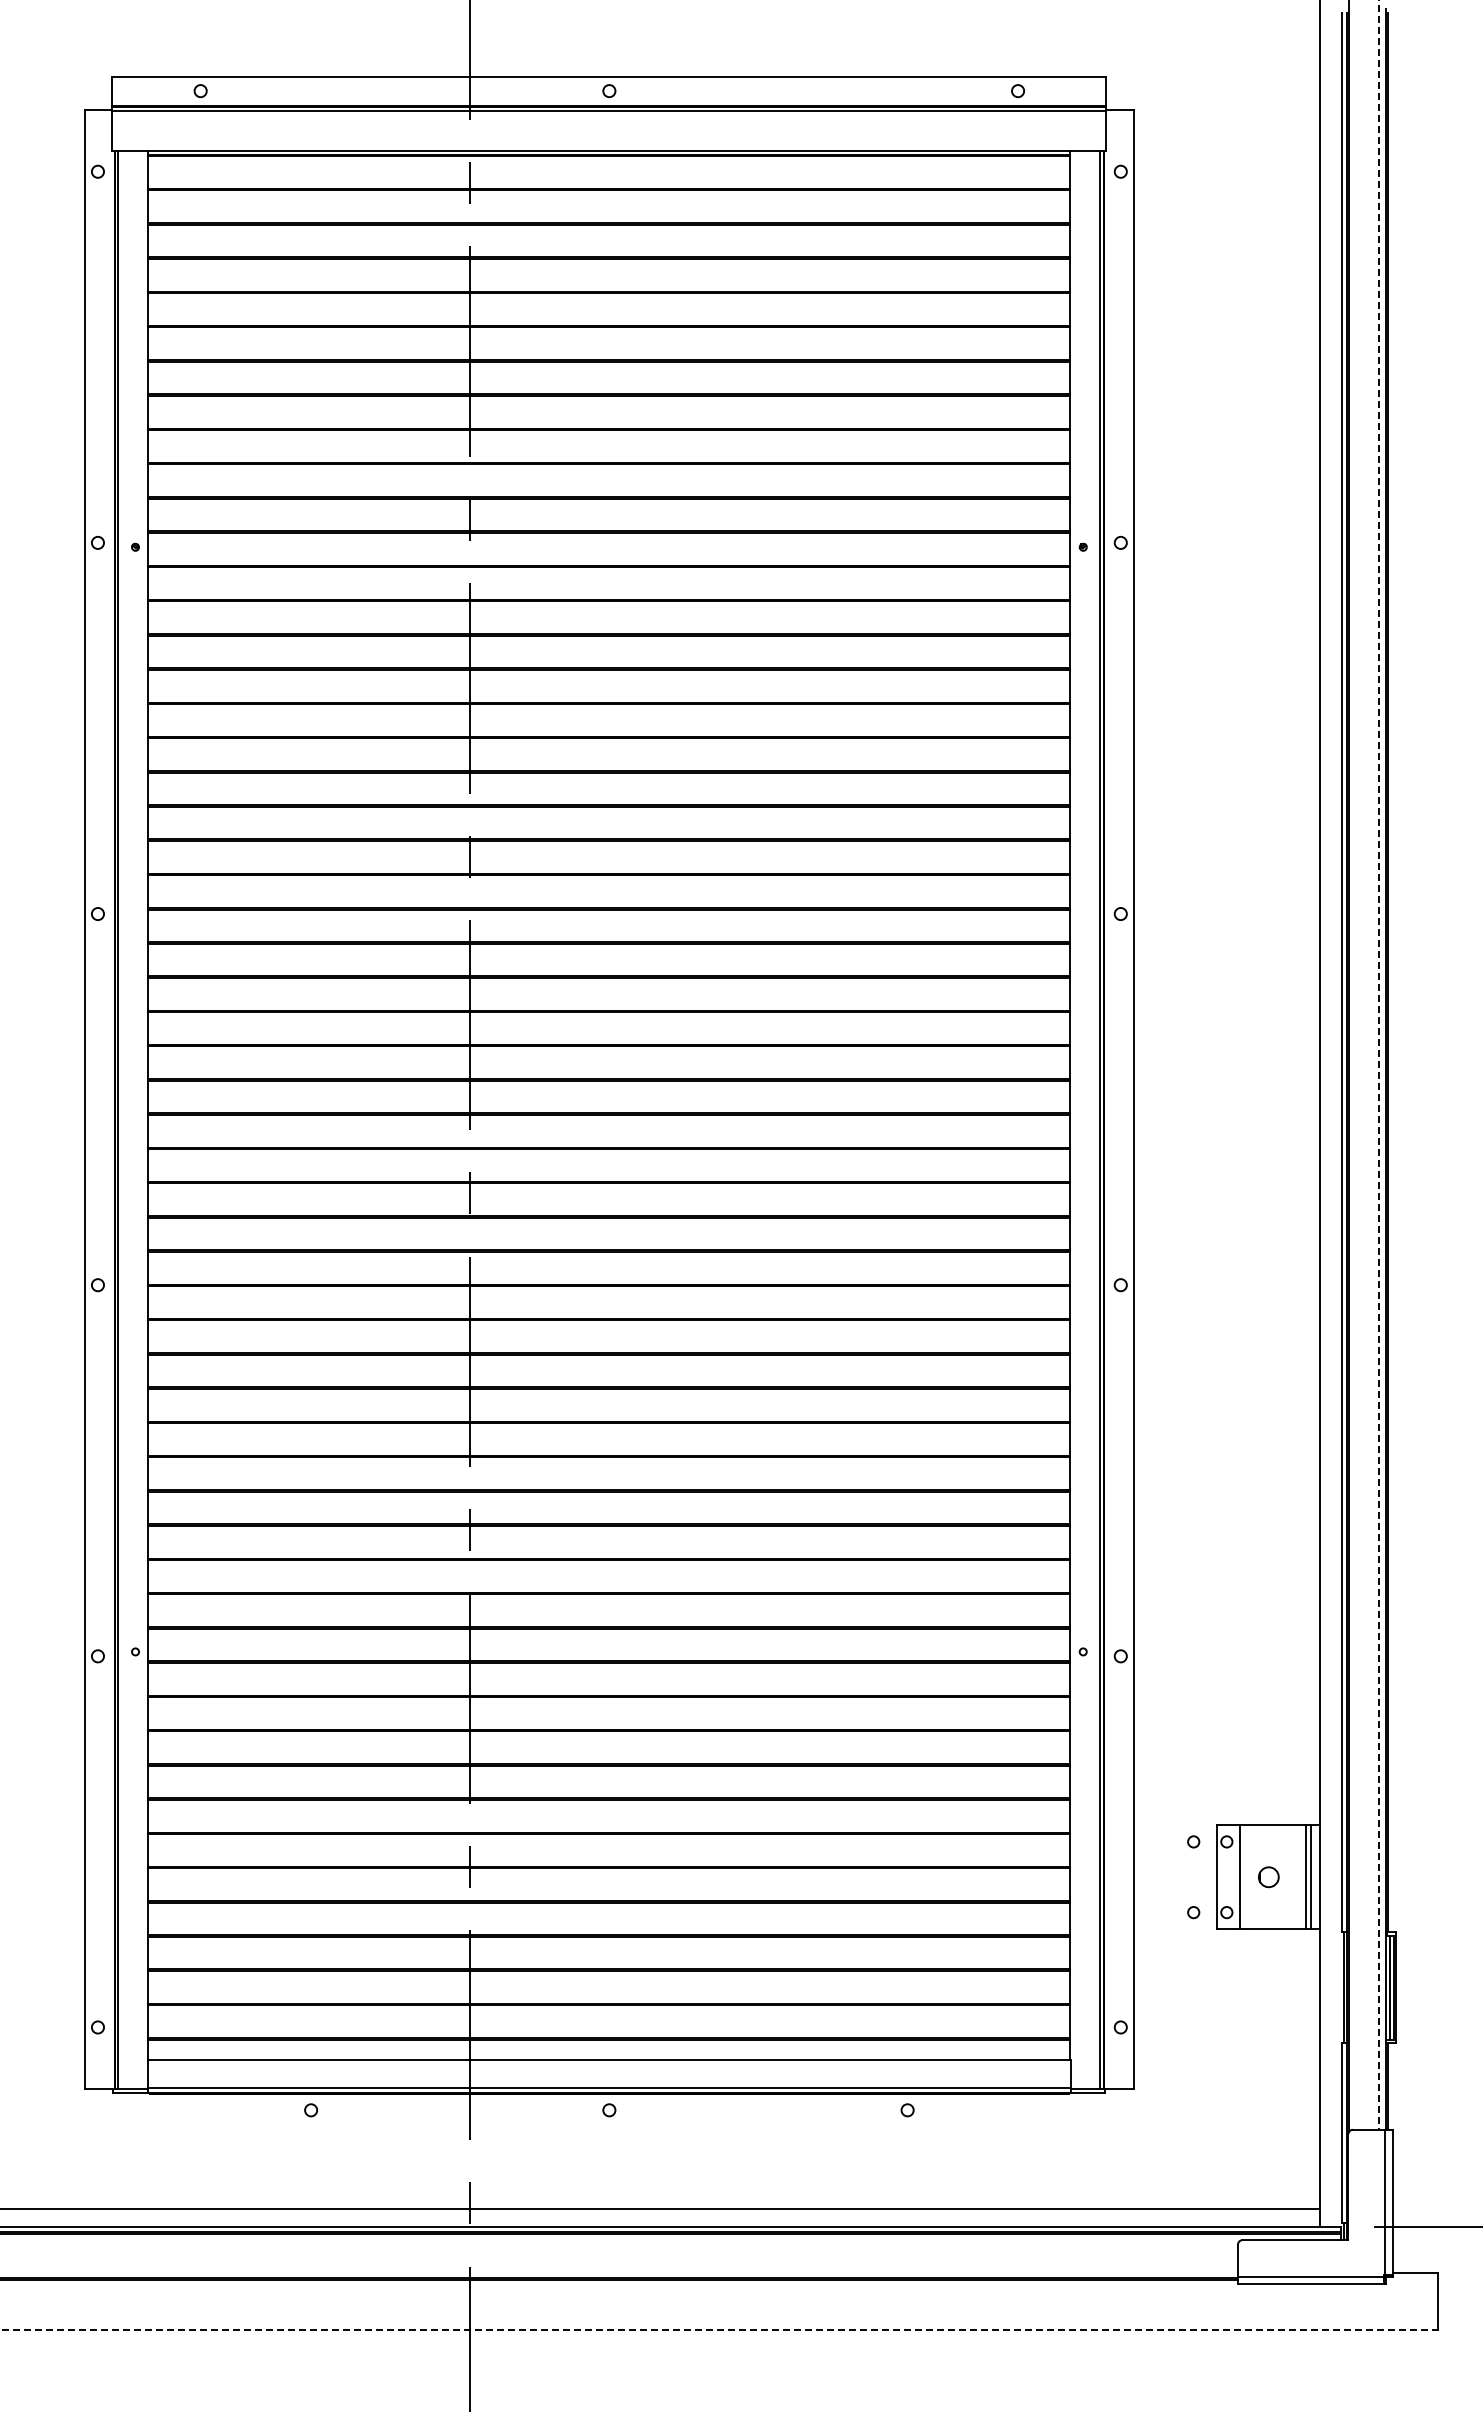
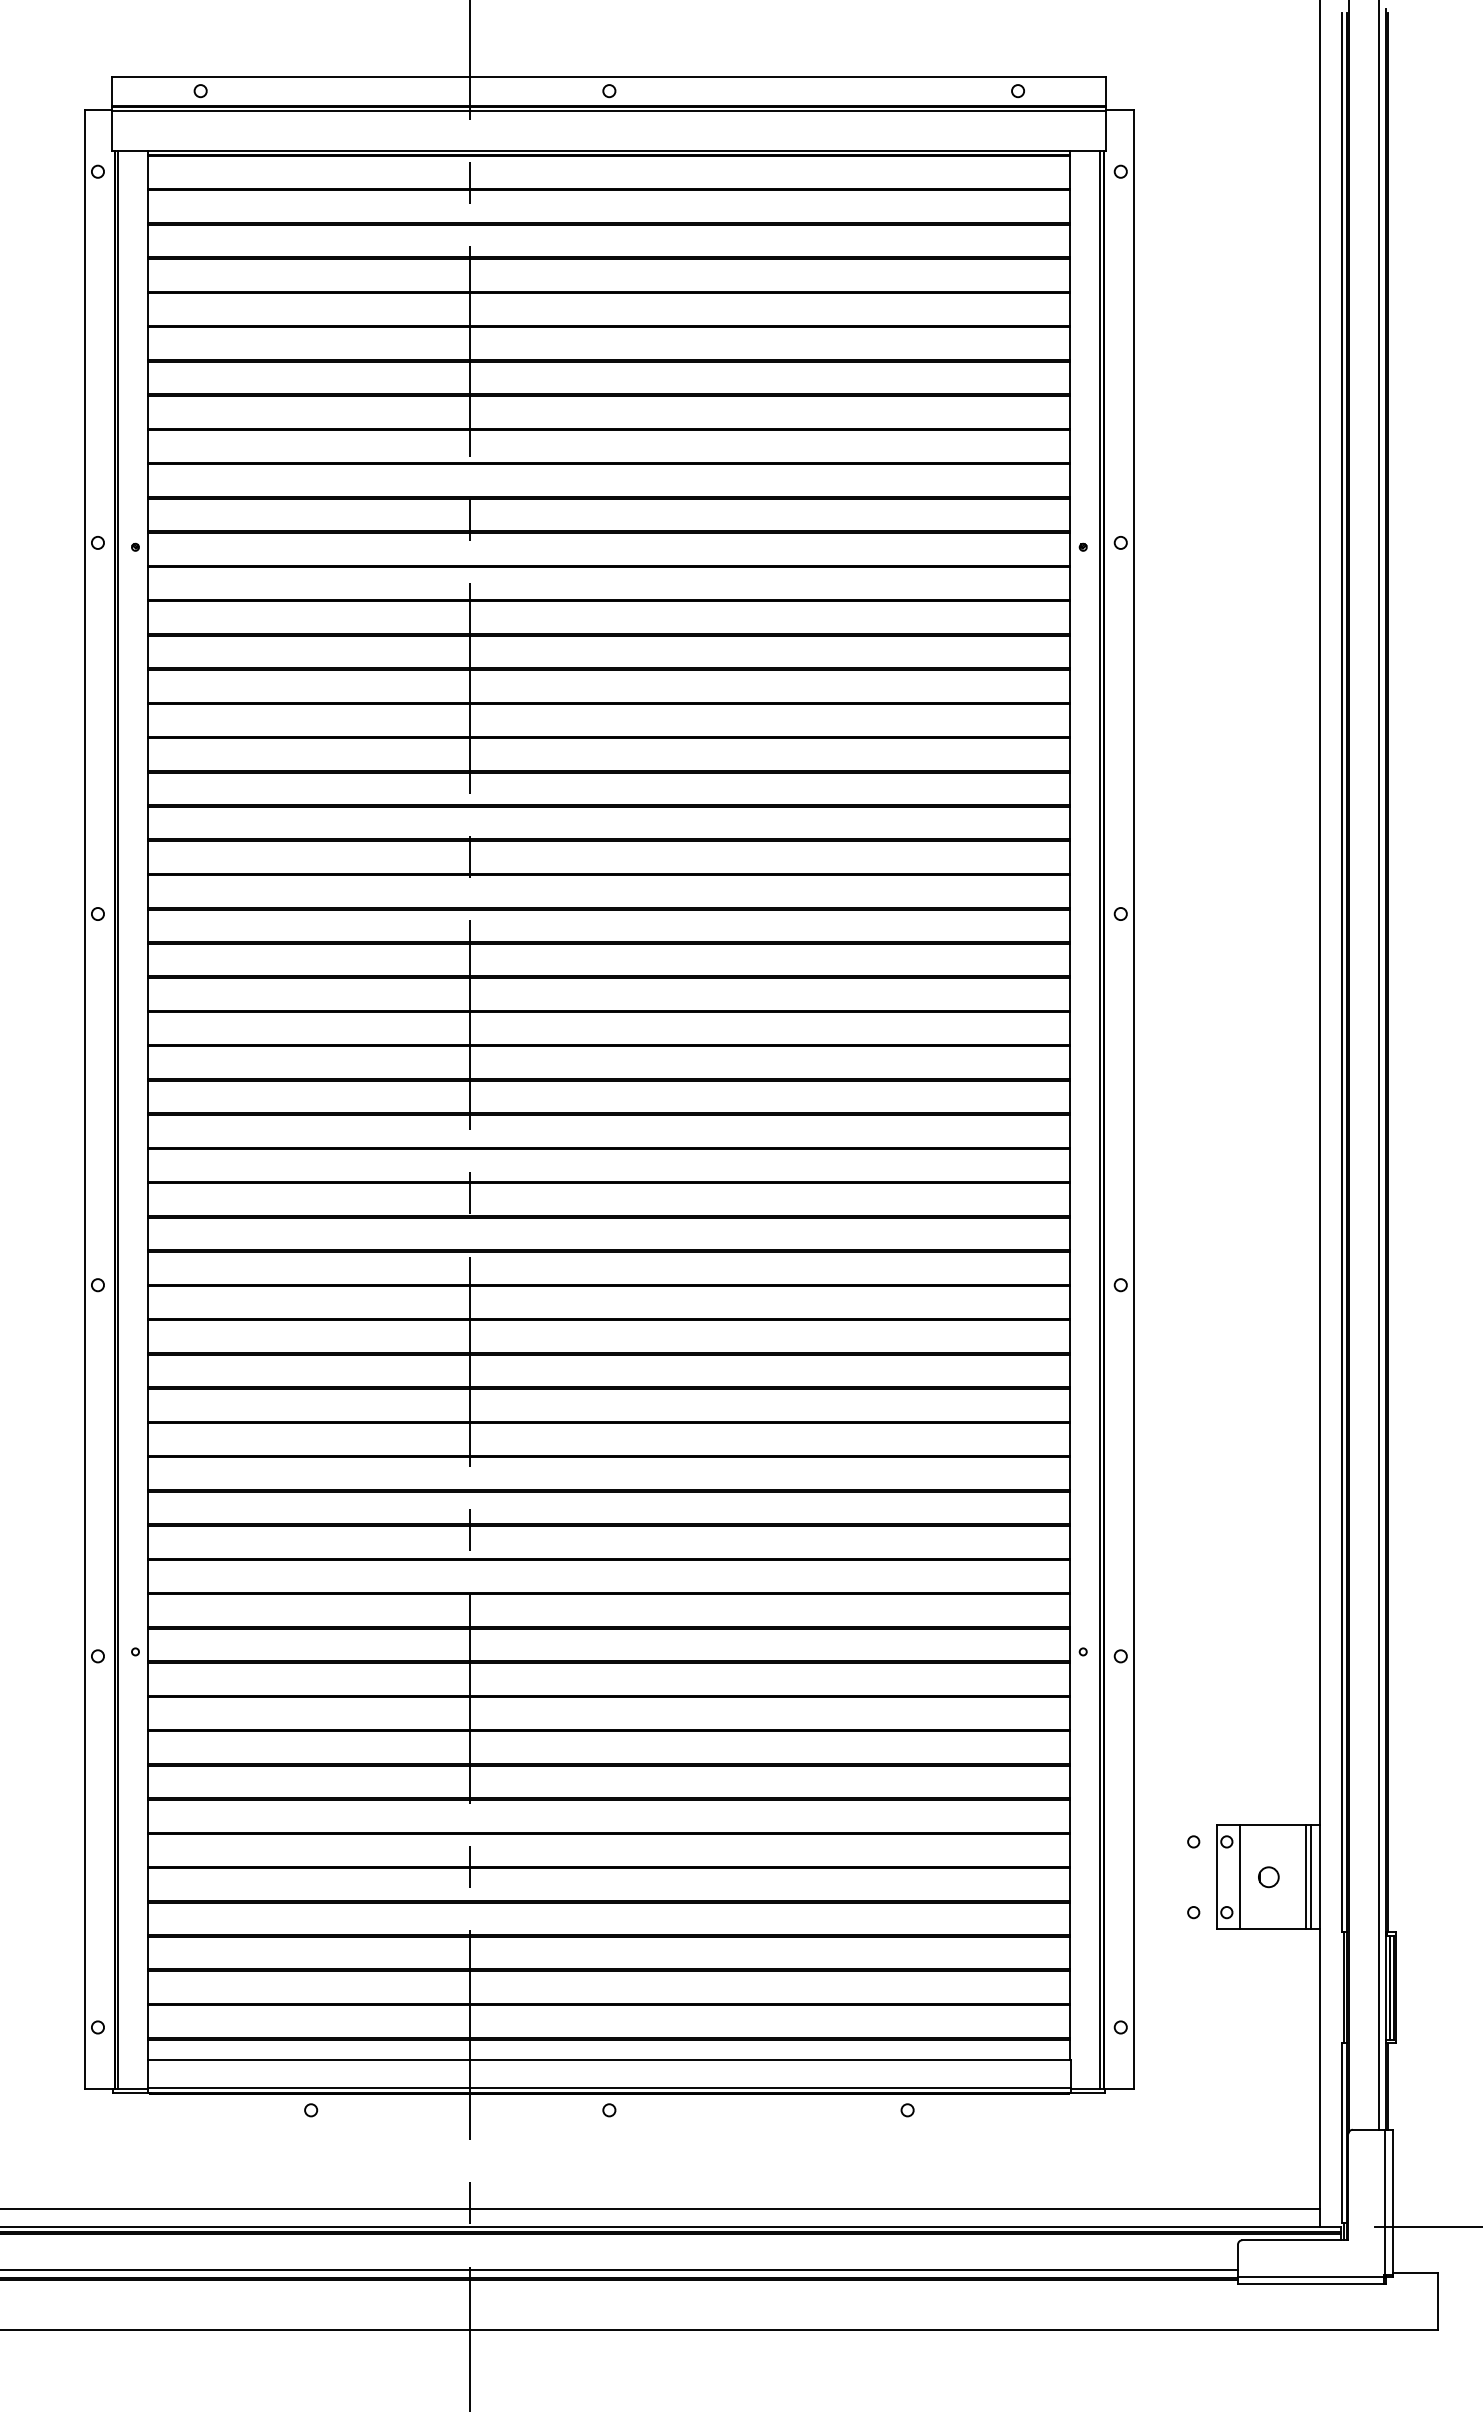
line: dashed -> solid (1378, 1064)
line: none -> present (620, 2270)
line: dashed -> solid (719, 2330)
